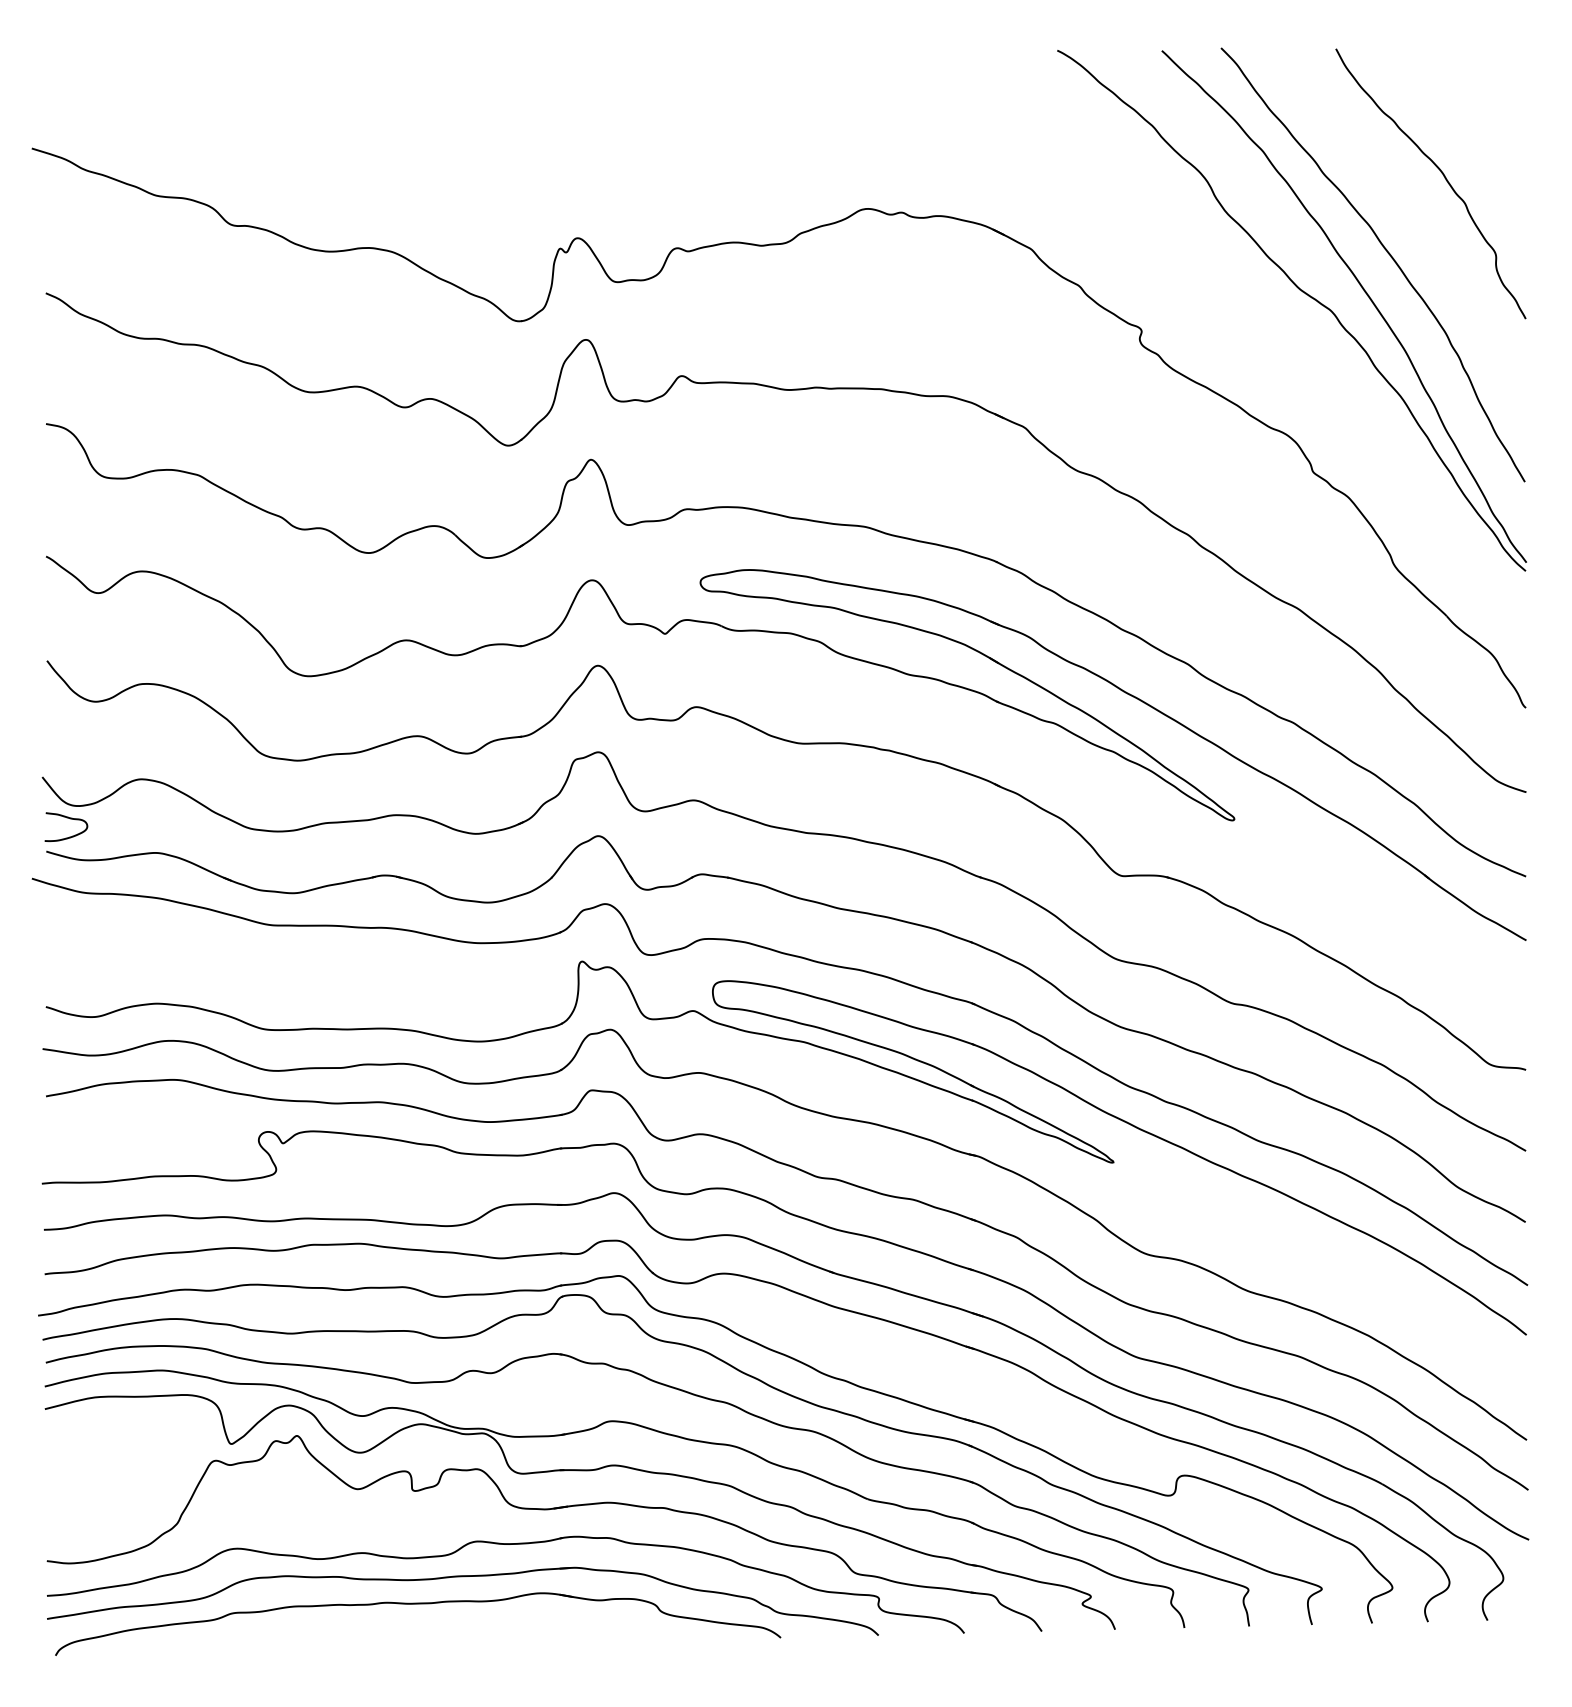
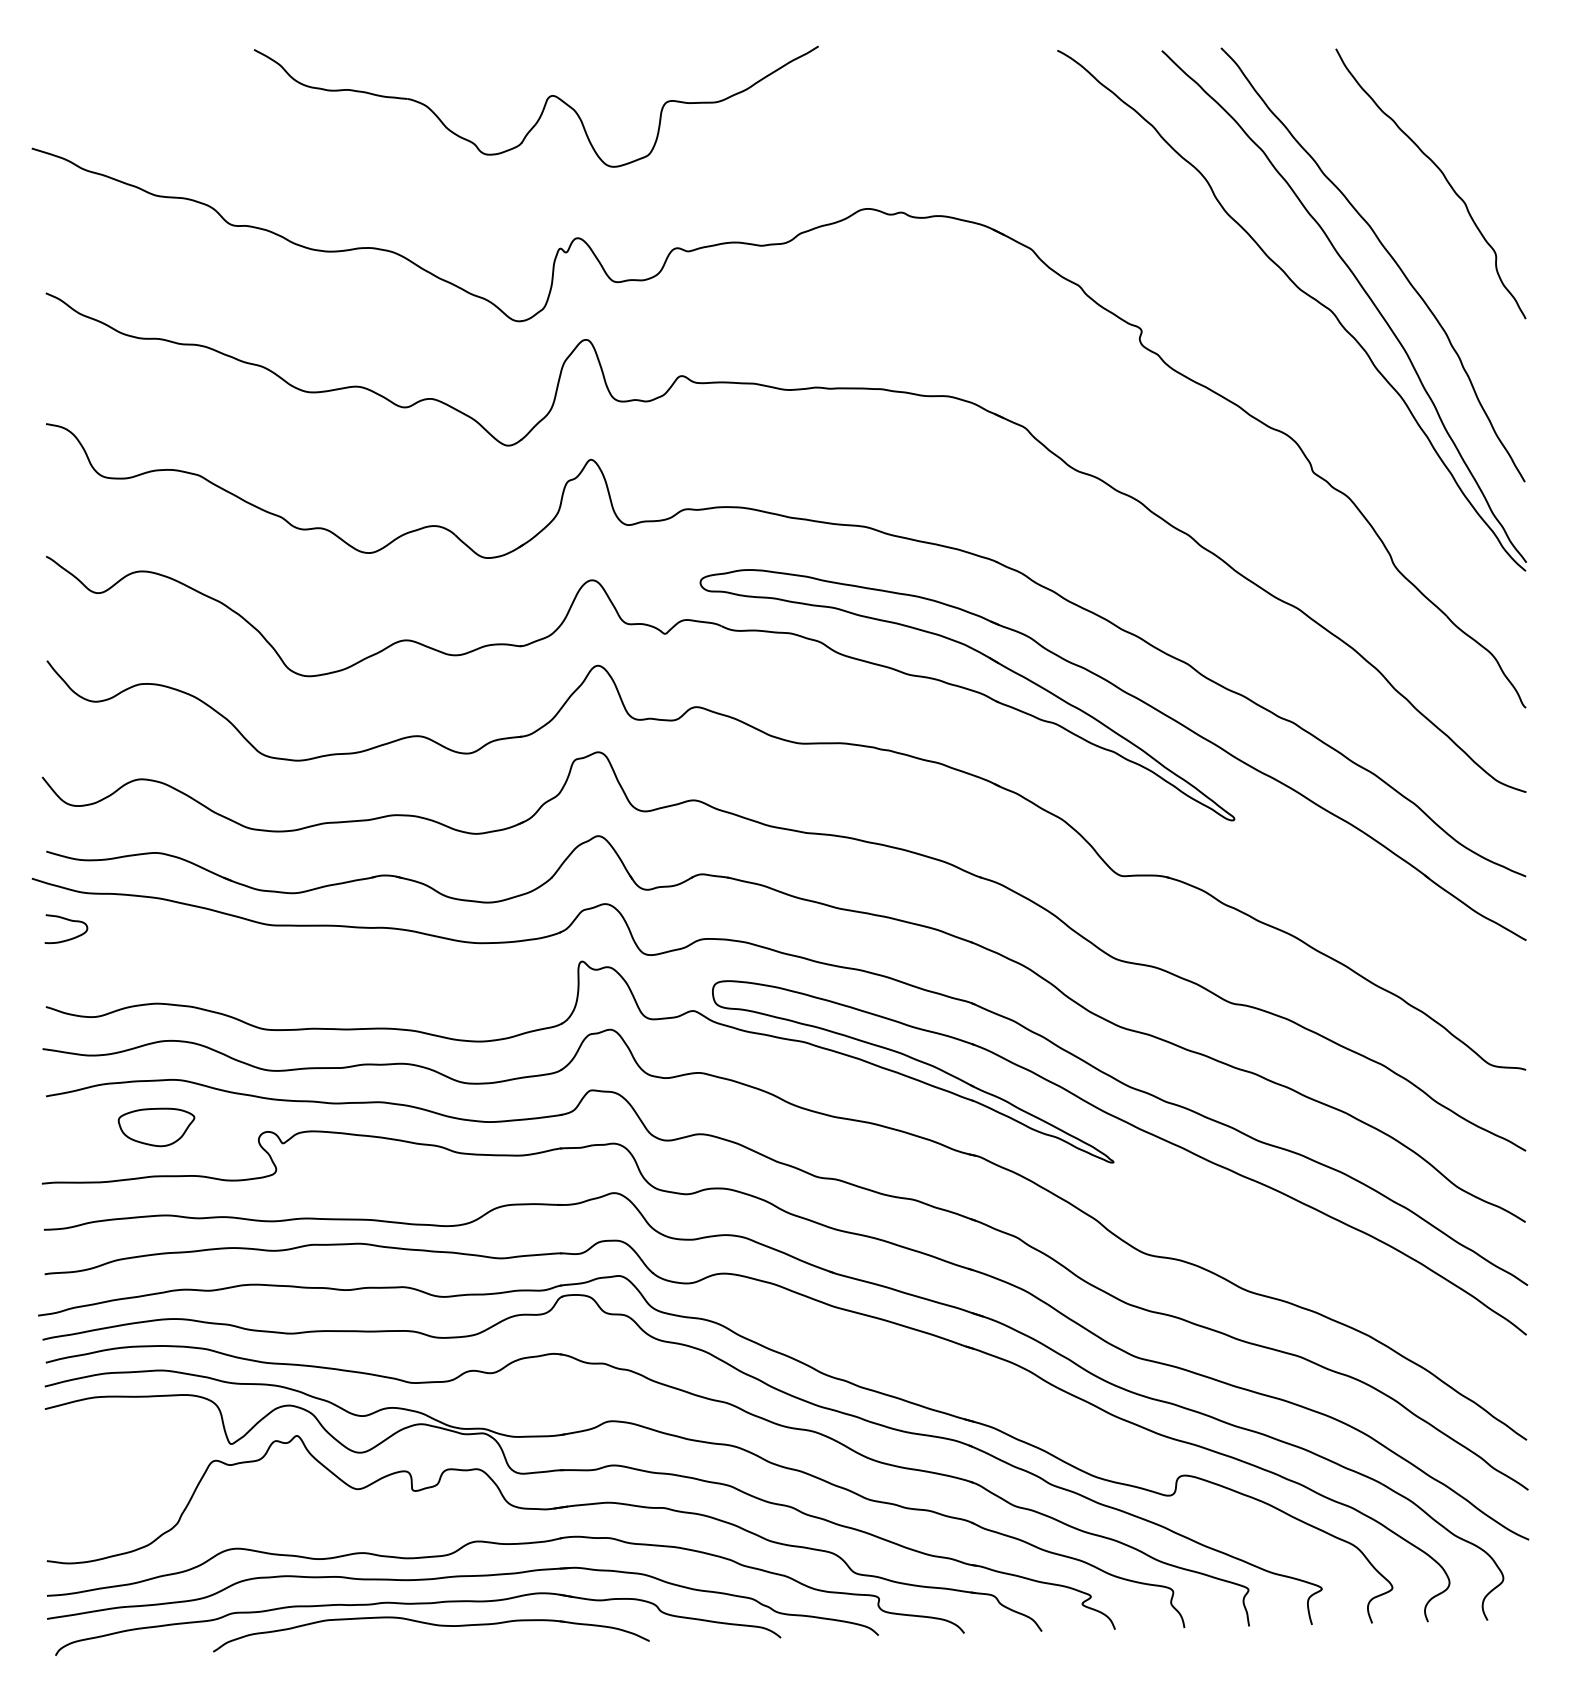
part: none -> present (542, 109)
curve position: (66, 818) -> (66, 920) (66, 920)
part: none -> present (156, 1127)
part: none -> present (431, 1625)
